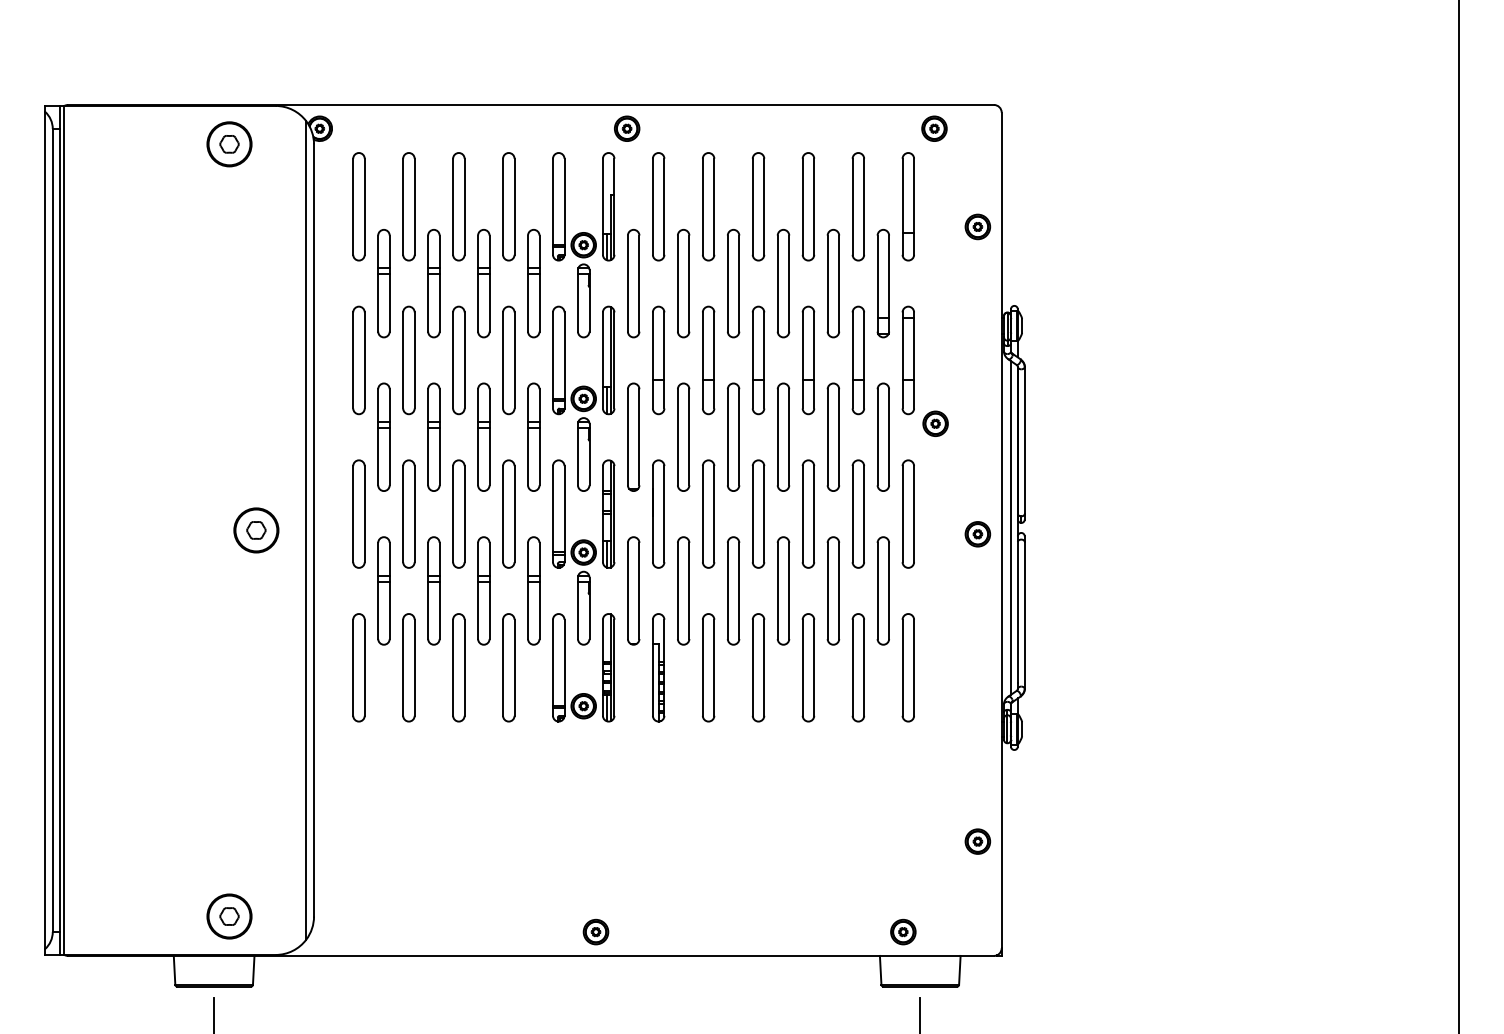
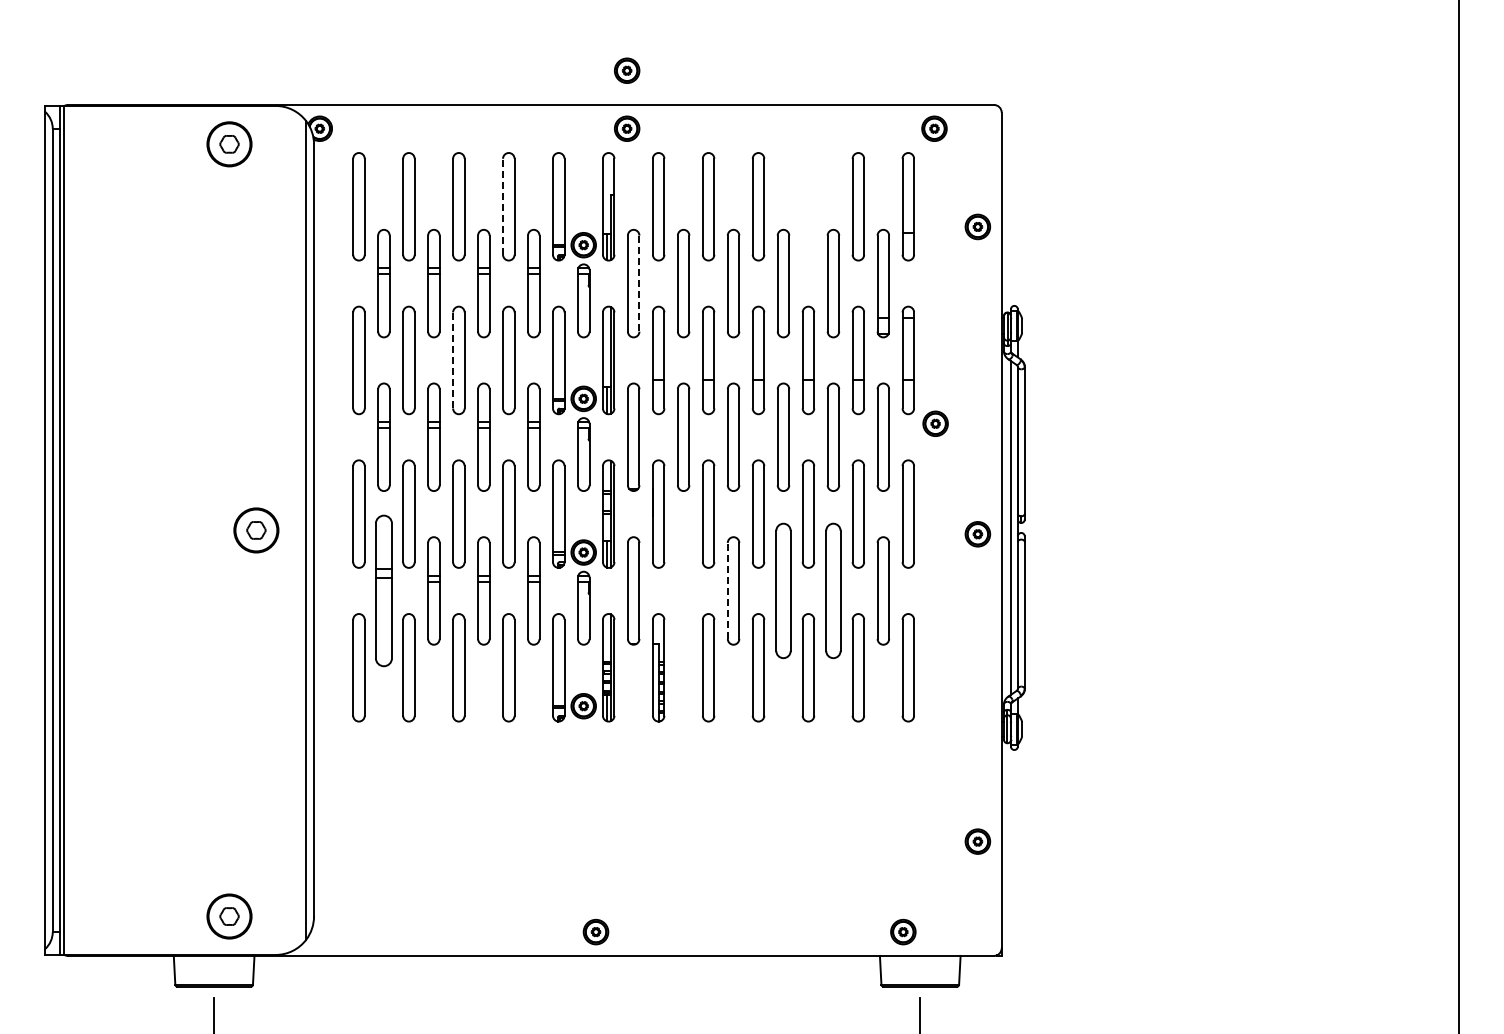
part: none -> present (627, 70)
line: solid -> dashed (503, 206)
part: present -> none (808, 206)
line: solid -> dashed (639, 284)
line: solid -> dashed (453, 359)
part size: 14x110 px -> 18x154 px (383, 590)
part: present -> none (683, 590)
line: solid -> dashed (727, 590)
part size: 15x110 px -> 17x138 px (783, 590)
part size: 15x110 px -> 17x138 px (833, 590)
